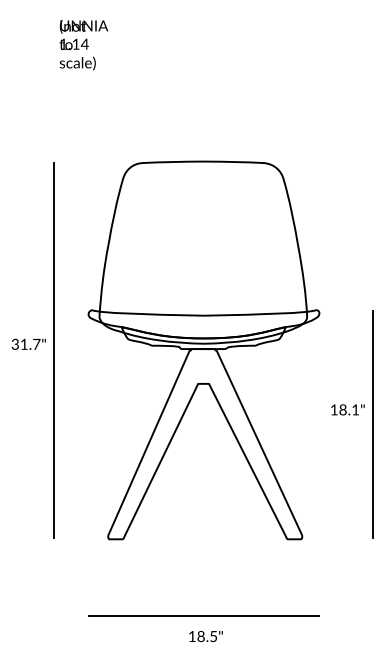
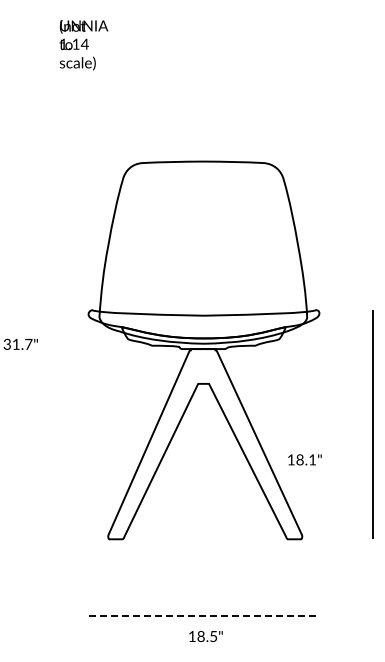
text position: (28, 343) -> (20, 343) (20, 343)
line: present -> none (53, 350)
text position: (347, 409) -> (304, 459) (304, 459)
line: solid -> dashed (204, 616)
